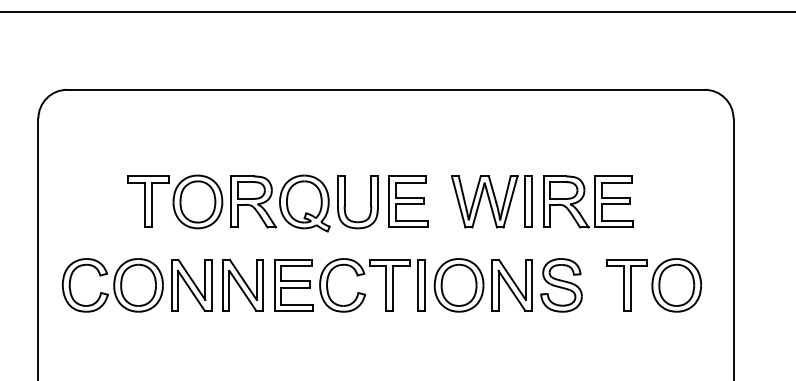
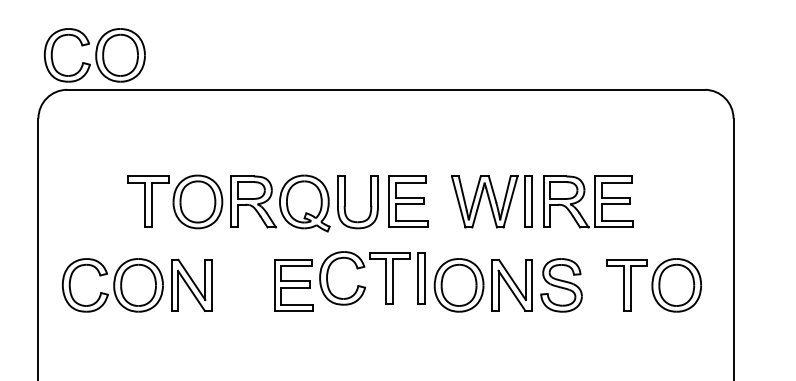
line: present -> none (397, 11)
part: none -> present (94, 55)
part: present -> none (242, 284)
part position: (365, 293) -> (365, 286) (365, 286)
